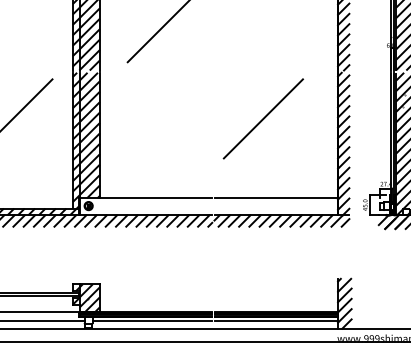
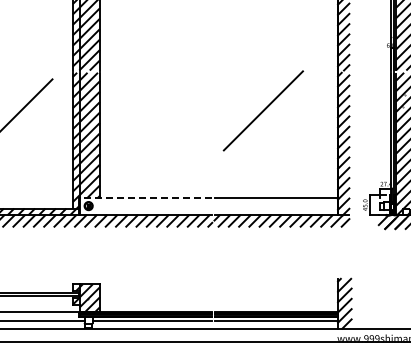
line: present -> none (157, 32)
line position: (262, 118) -> (262, 110) (262, 110)
line: solid -> dashed (145, 198)
